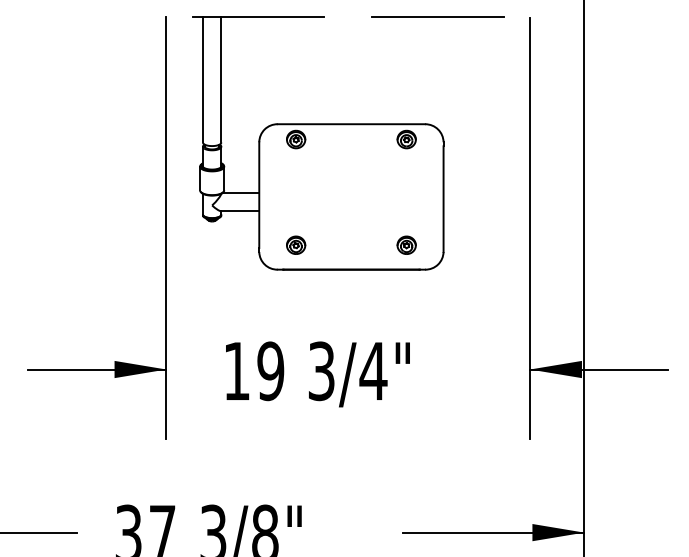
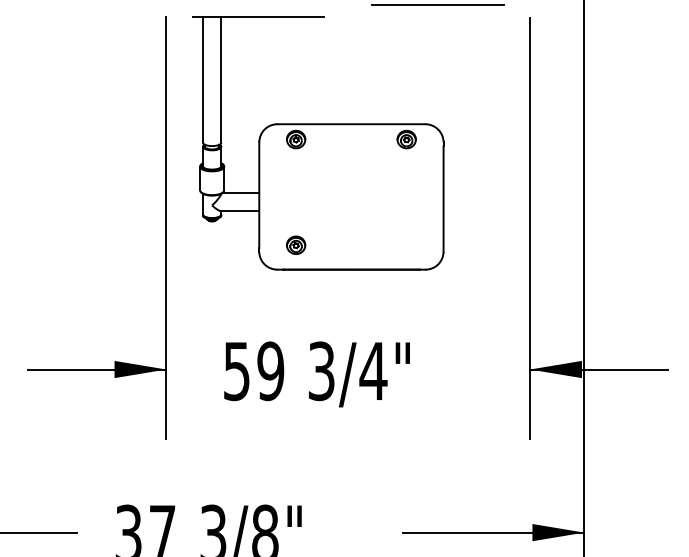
line position: (437, 16) -> (437, 4) (437, 4)
part: present -> none (406, 244)
text: 19 -> 59 (236, 371)
